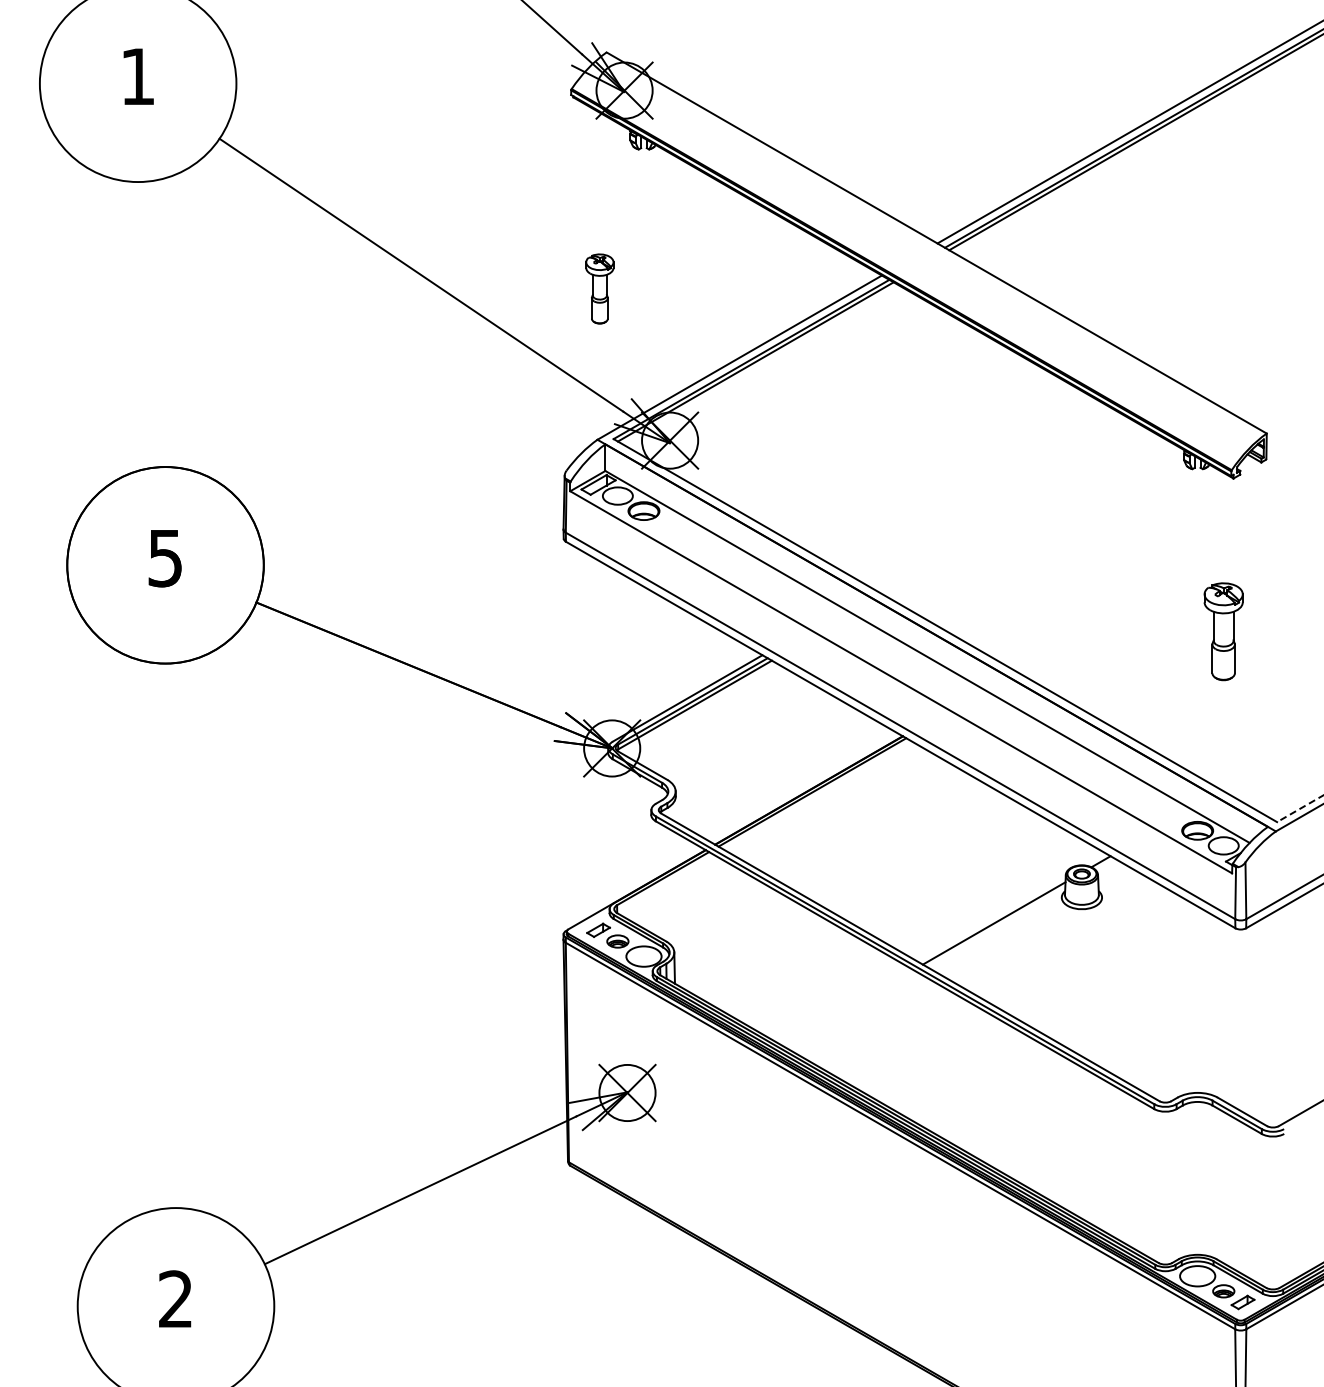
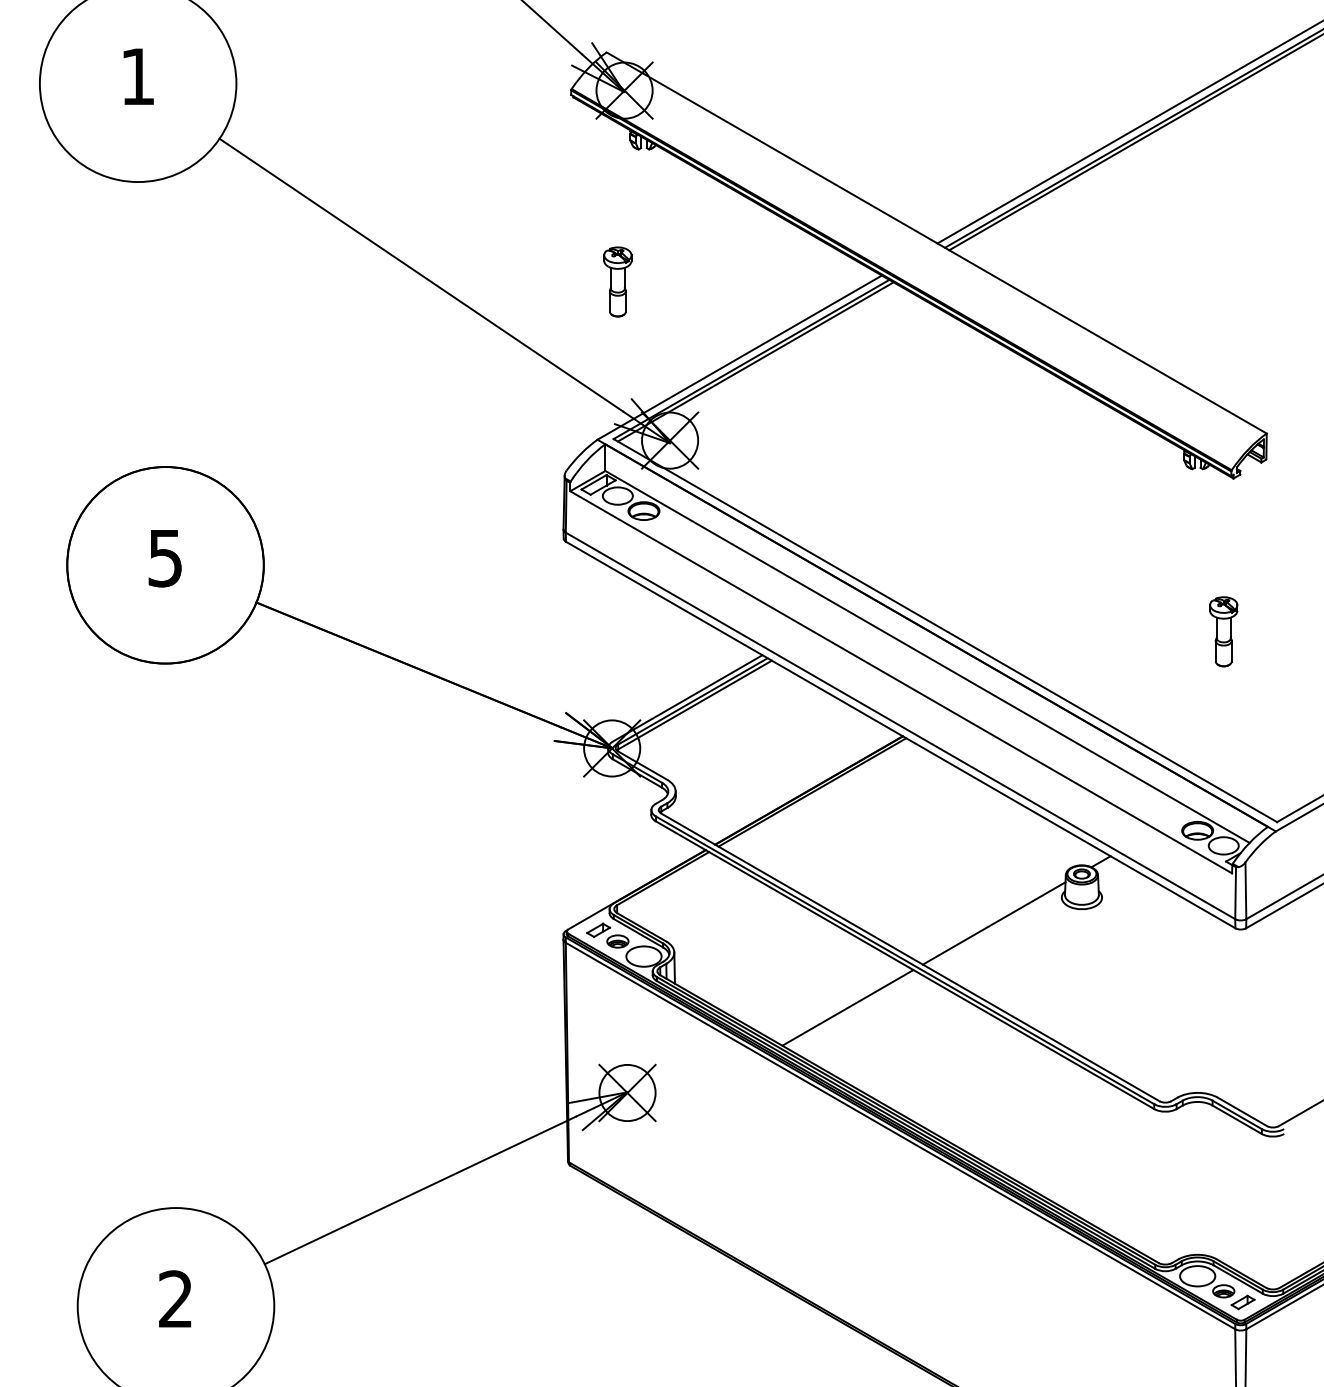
part position: (599, 288) -> (617, 281) (617, 281)
part size: 41x100 px -> 30x72 px (1223, 631)
line: dashed -> solid (1300, 808)
line: none -> present (847, 1007)
